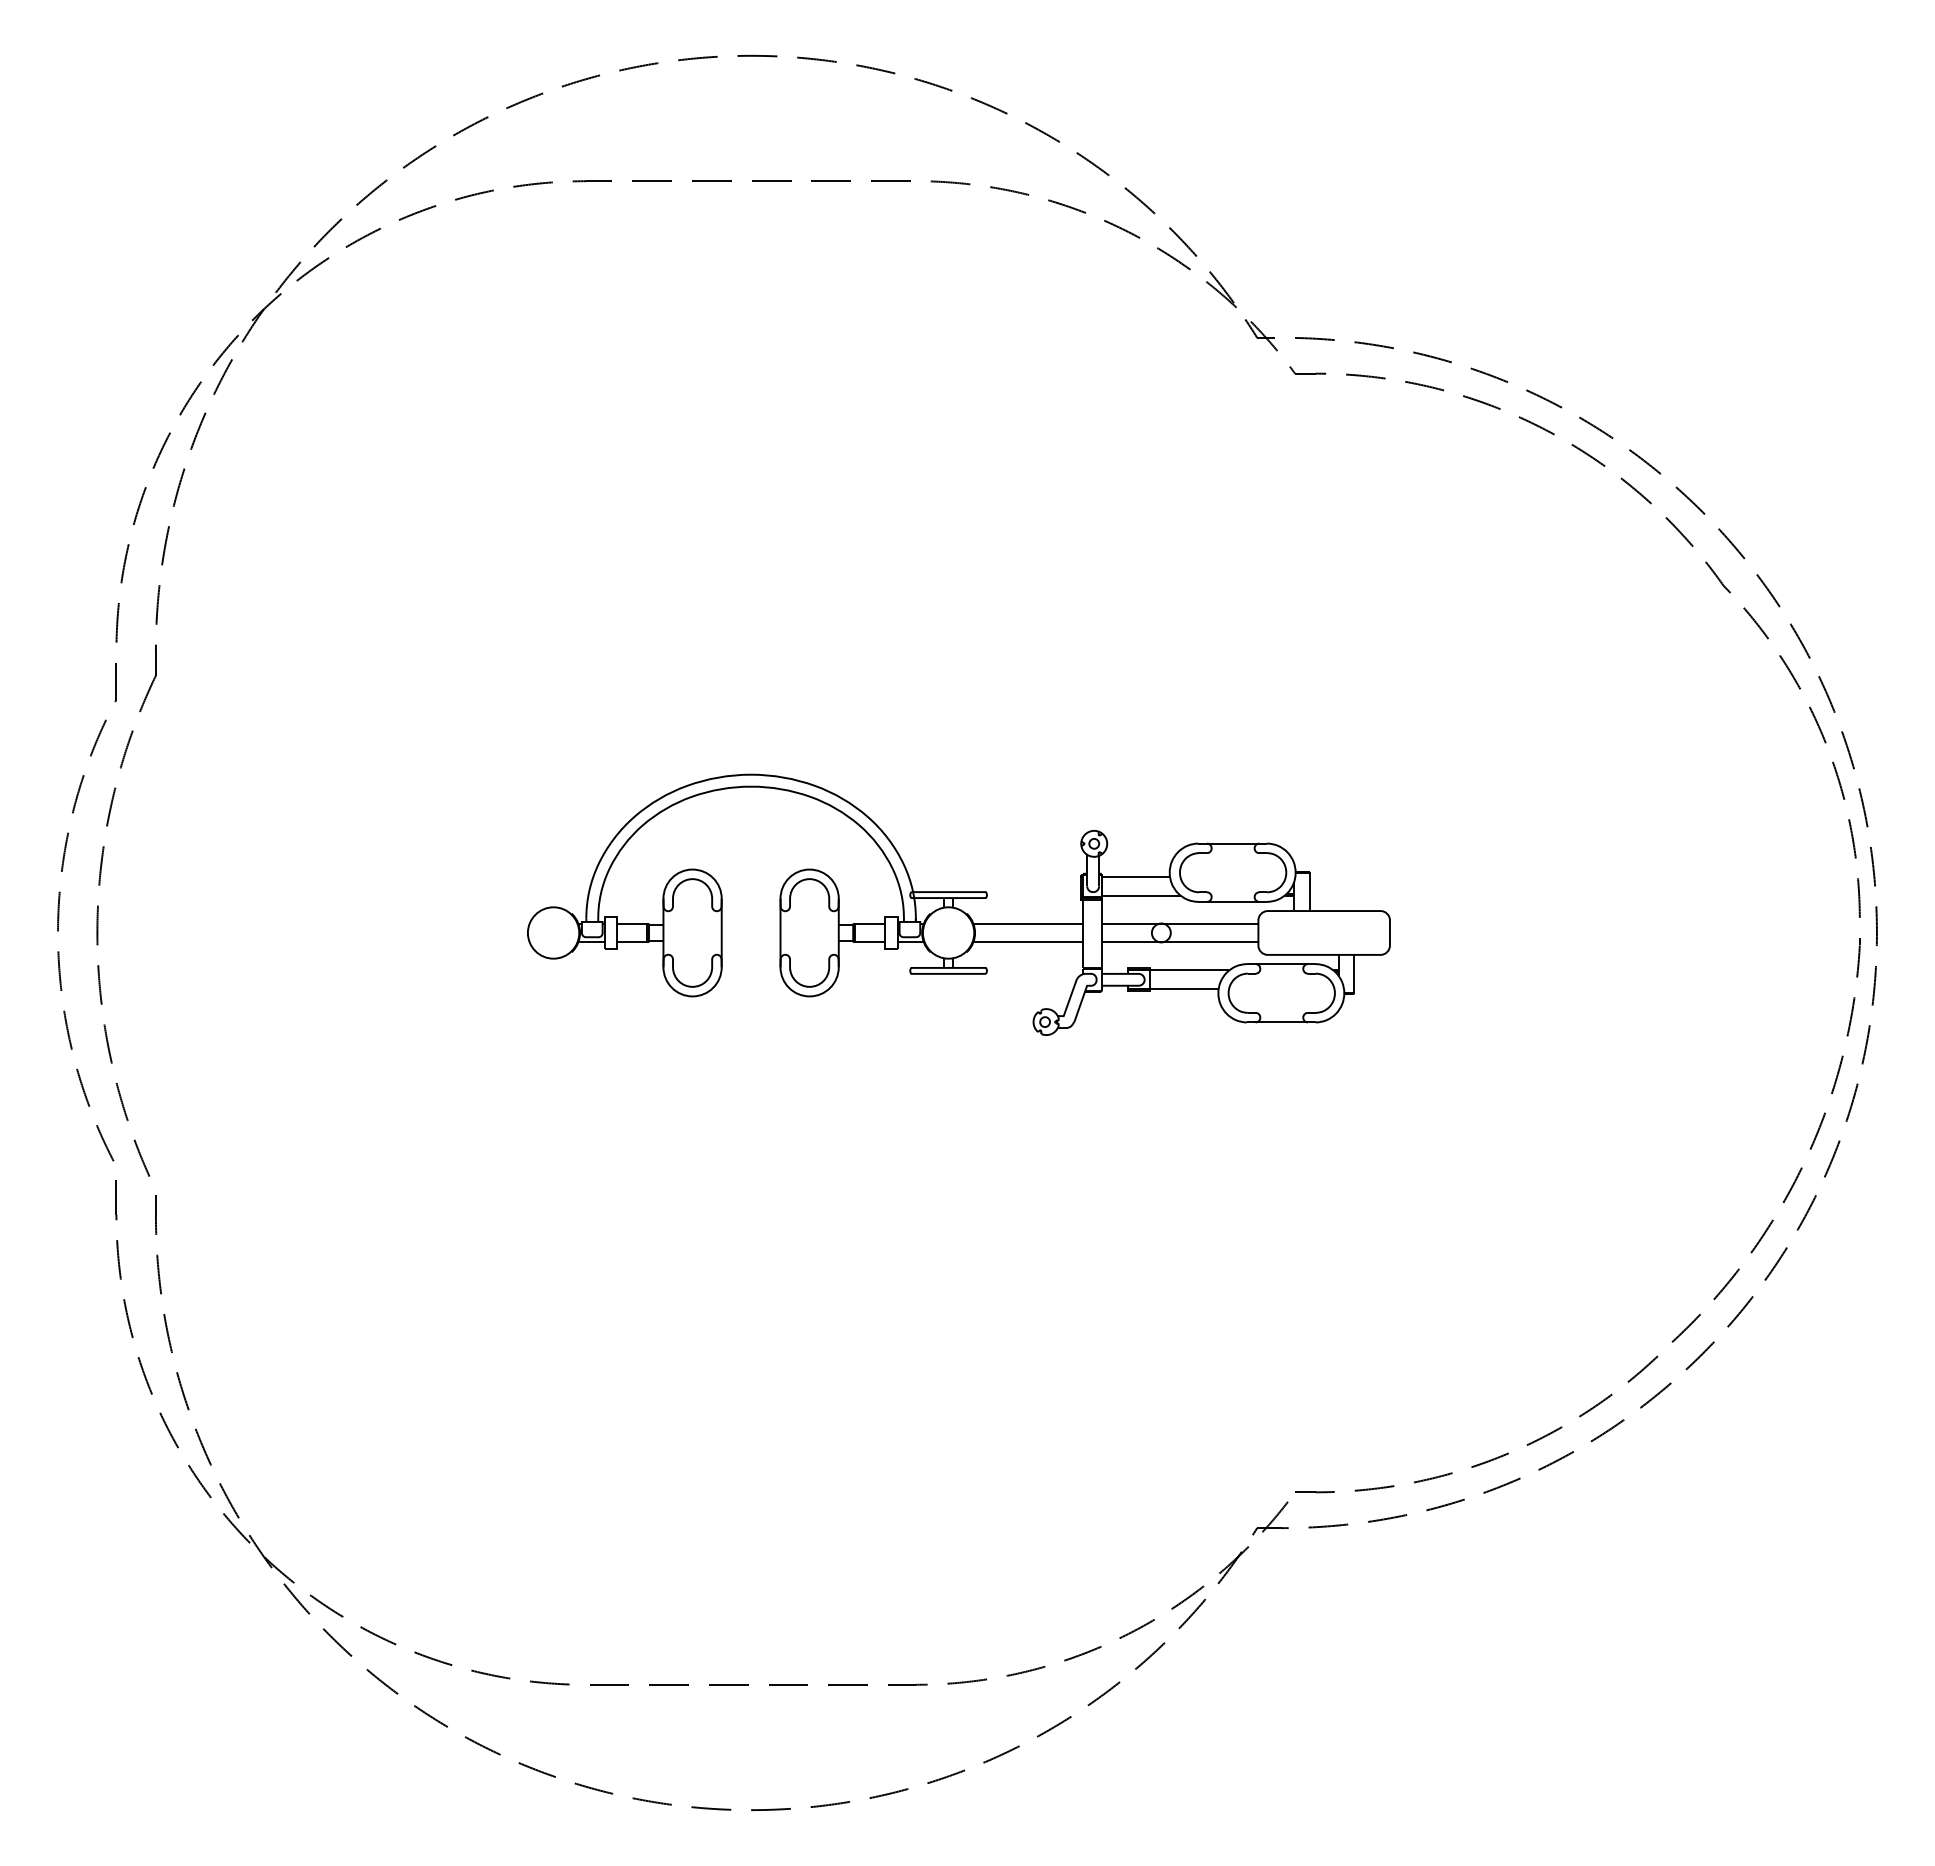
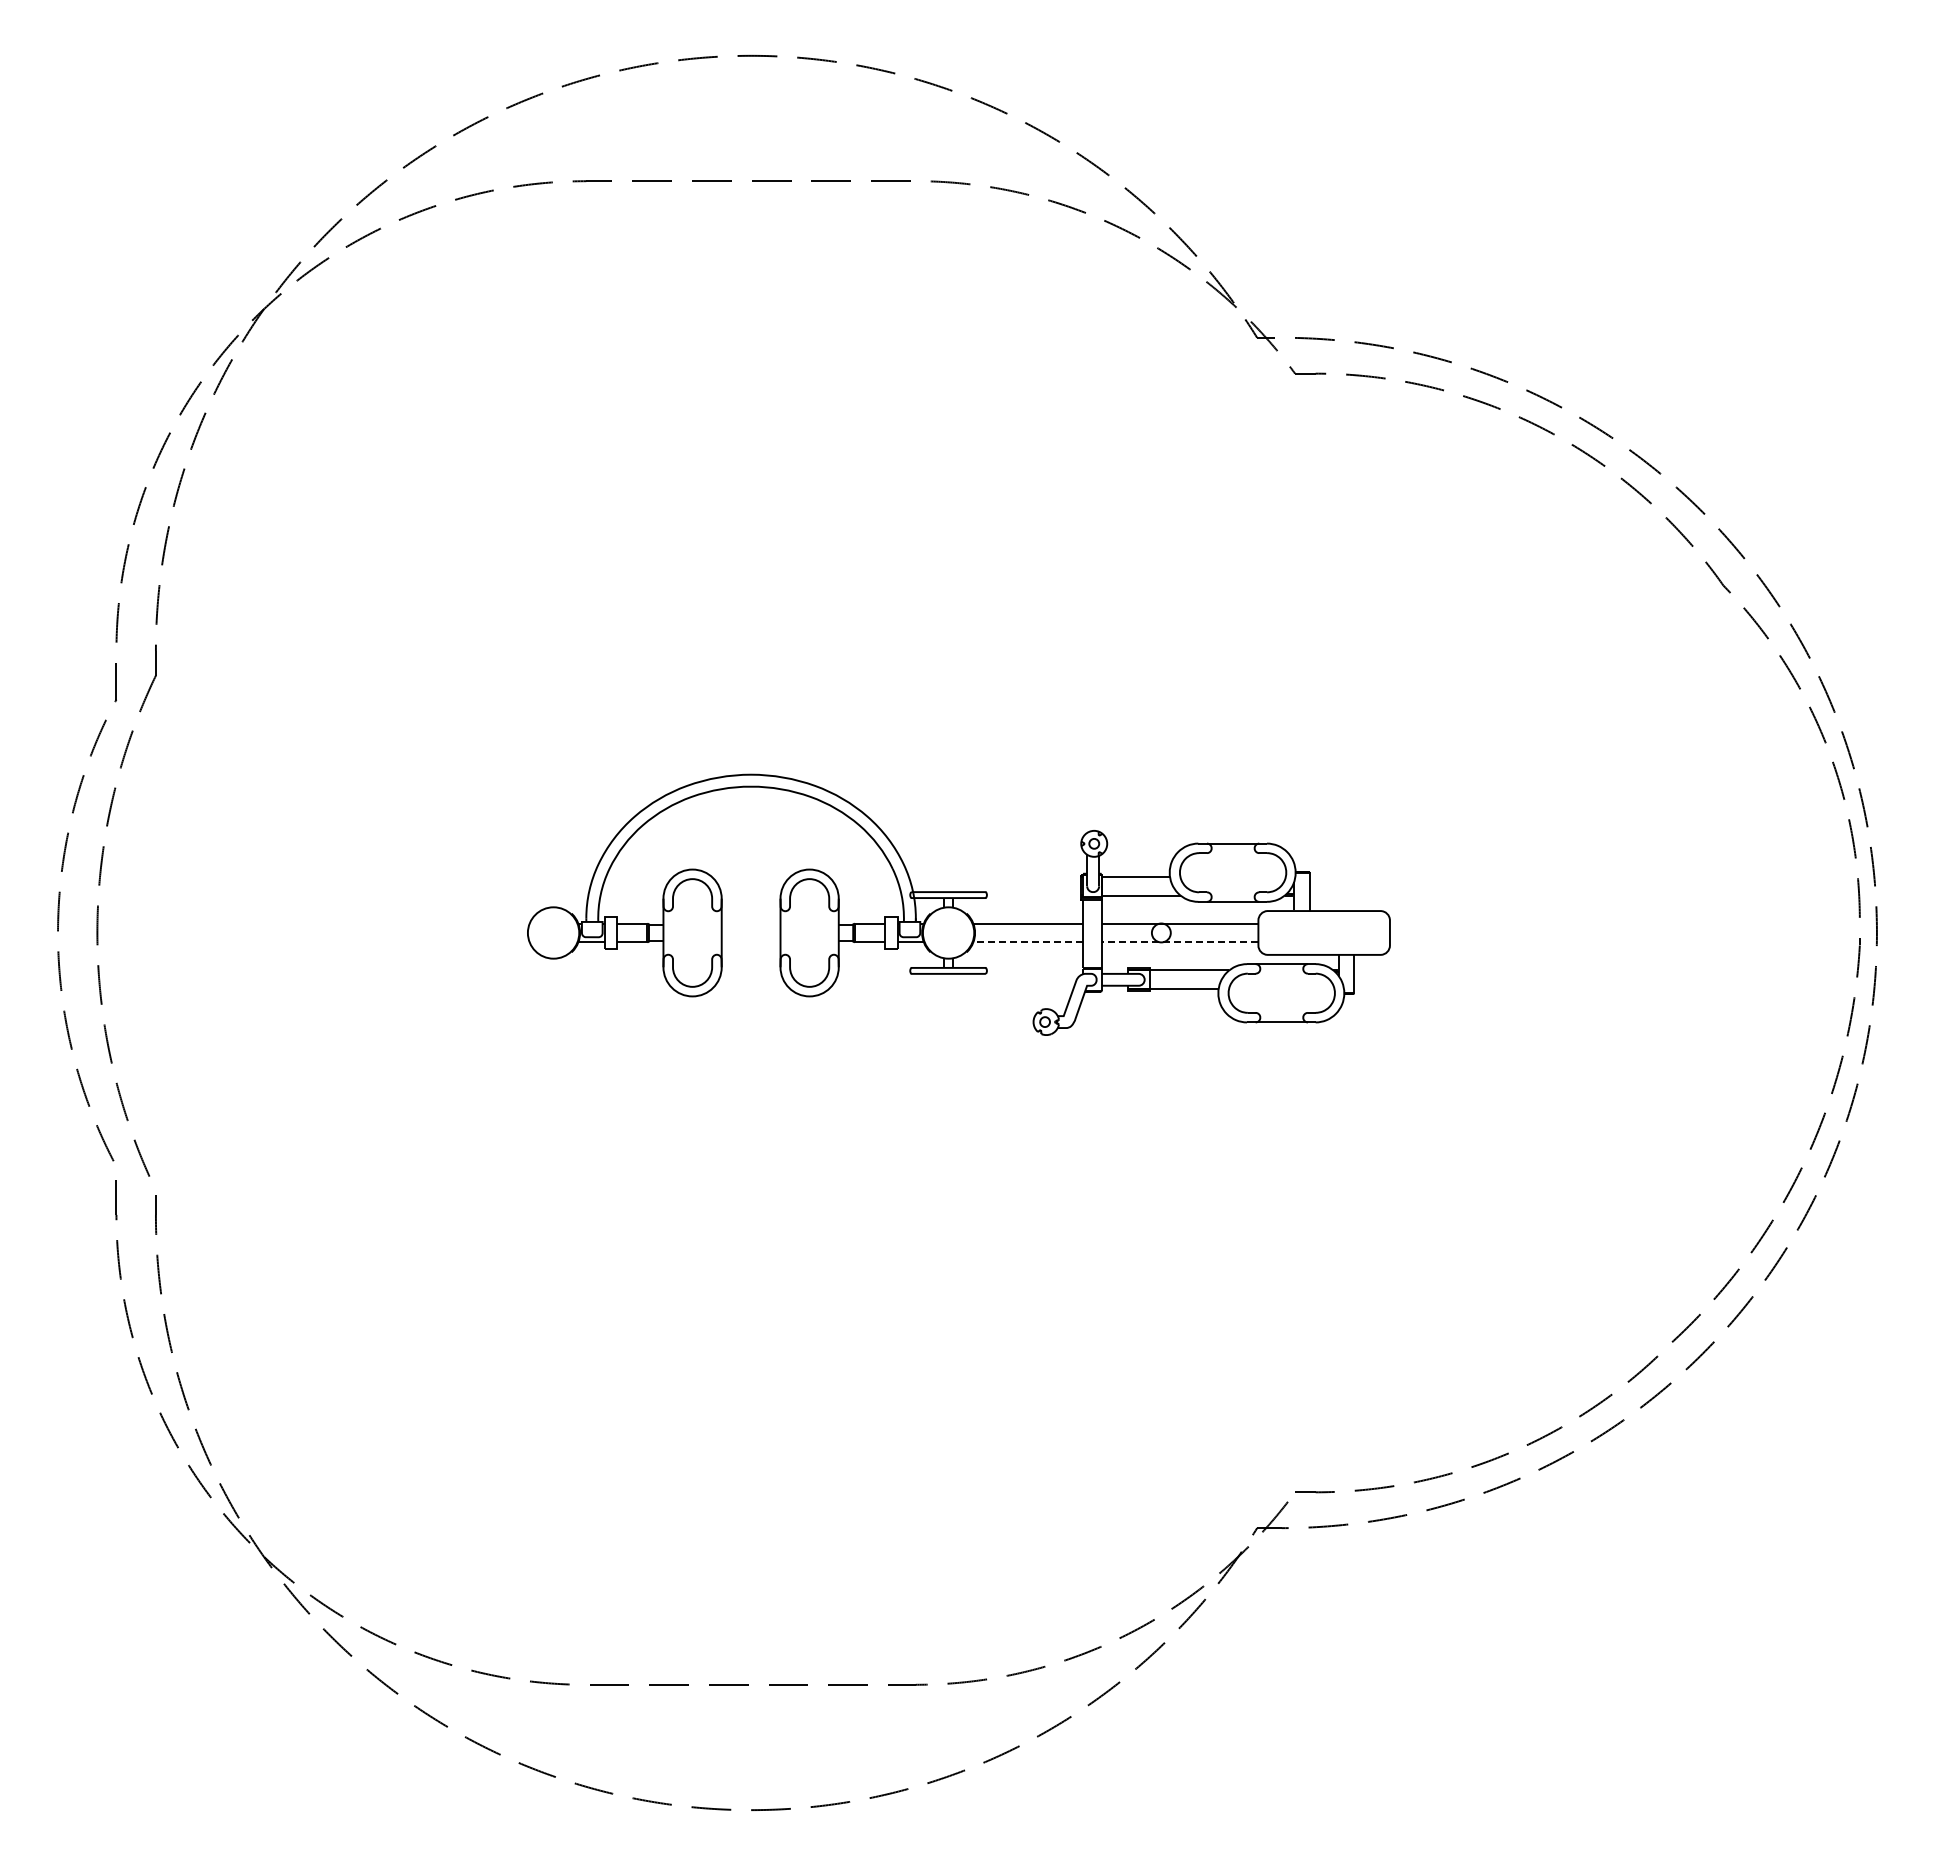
line: solid -> dashed (1028, 942)
line: solid -> dashed (1179, 942)
